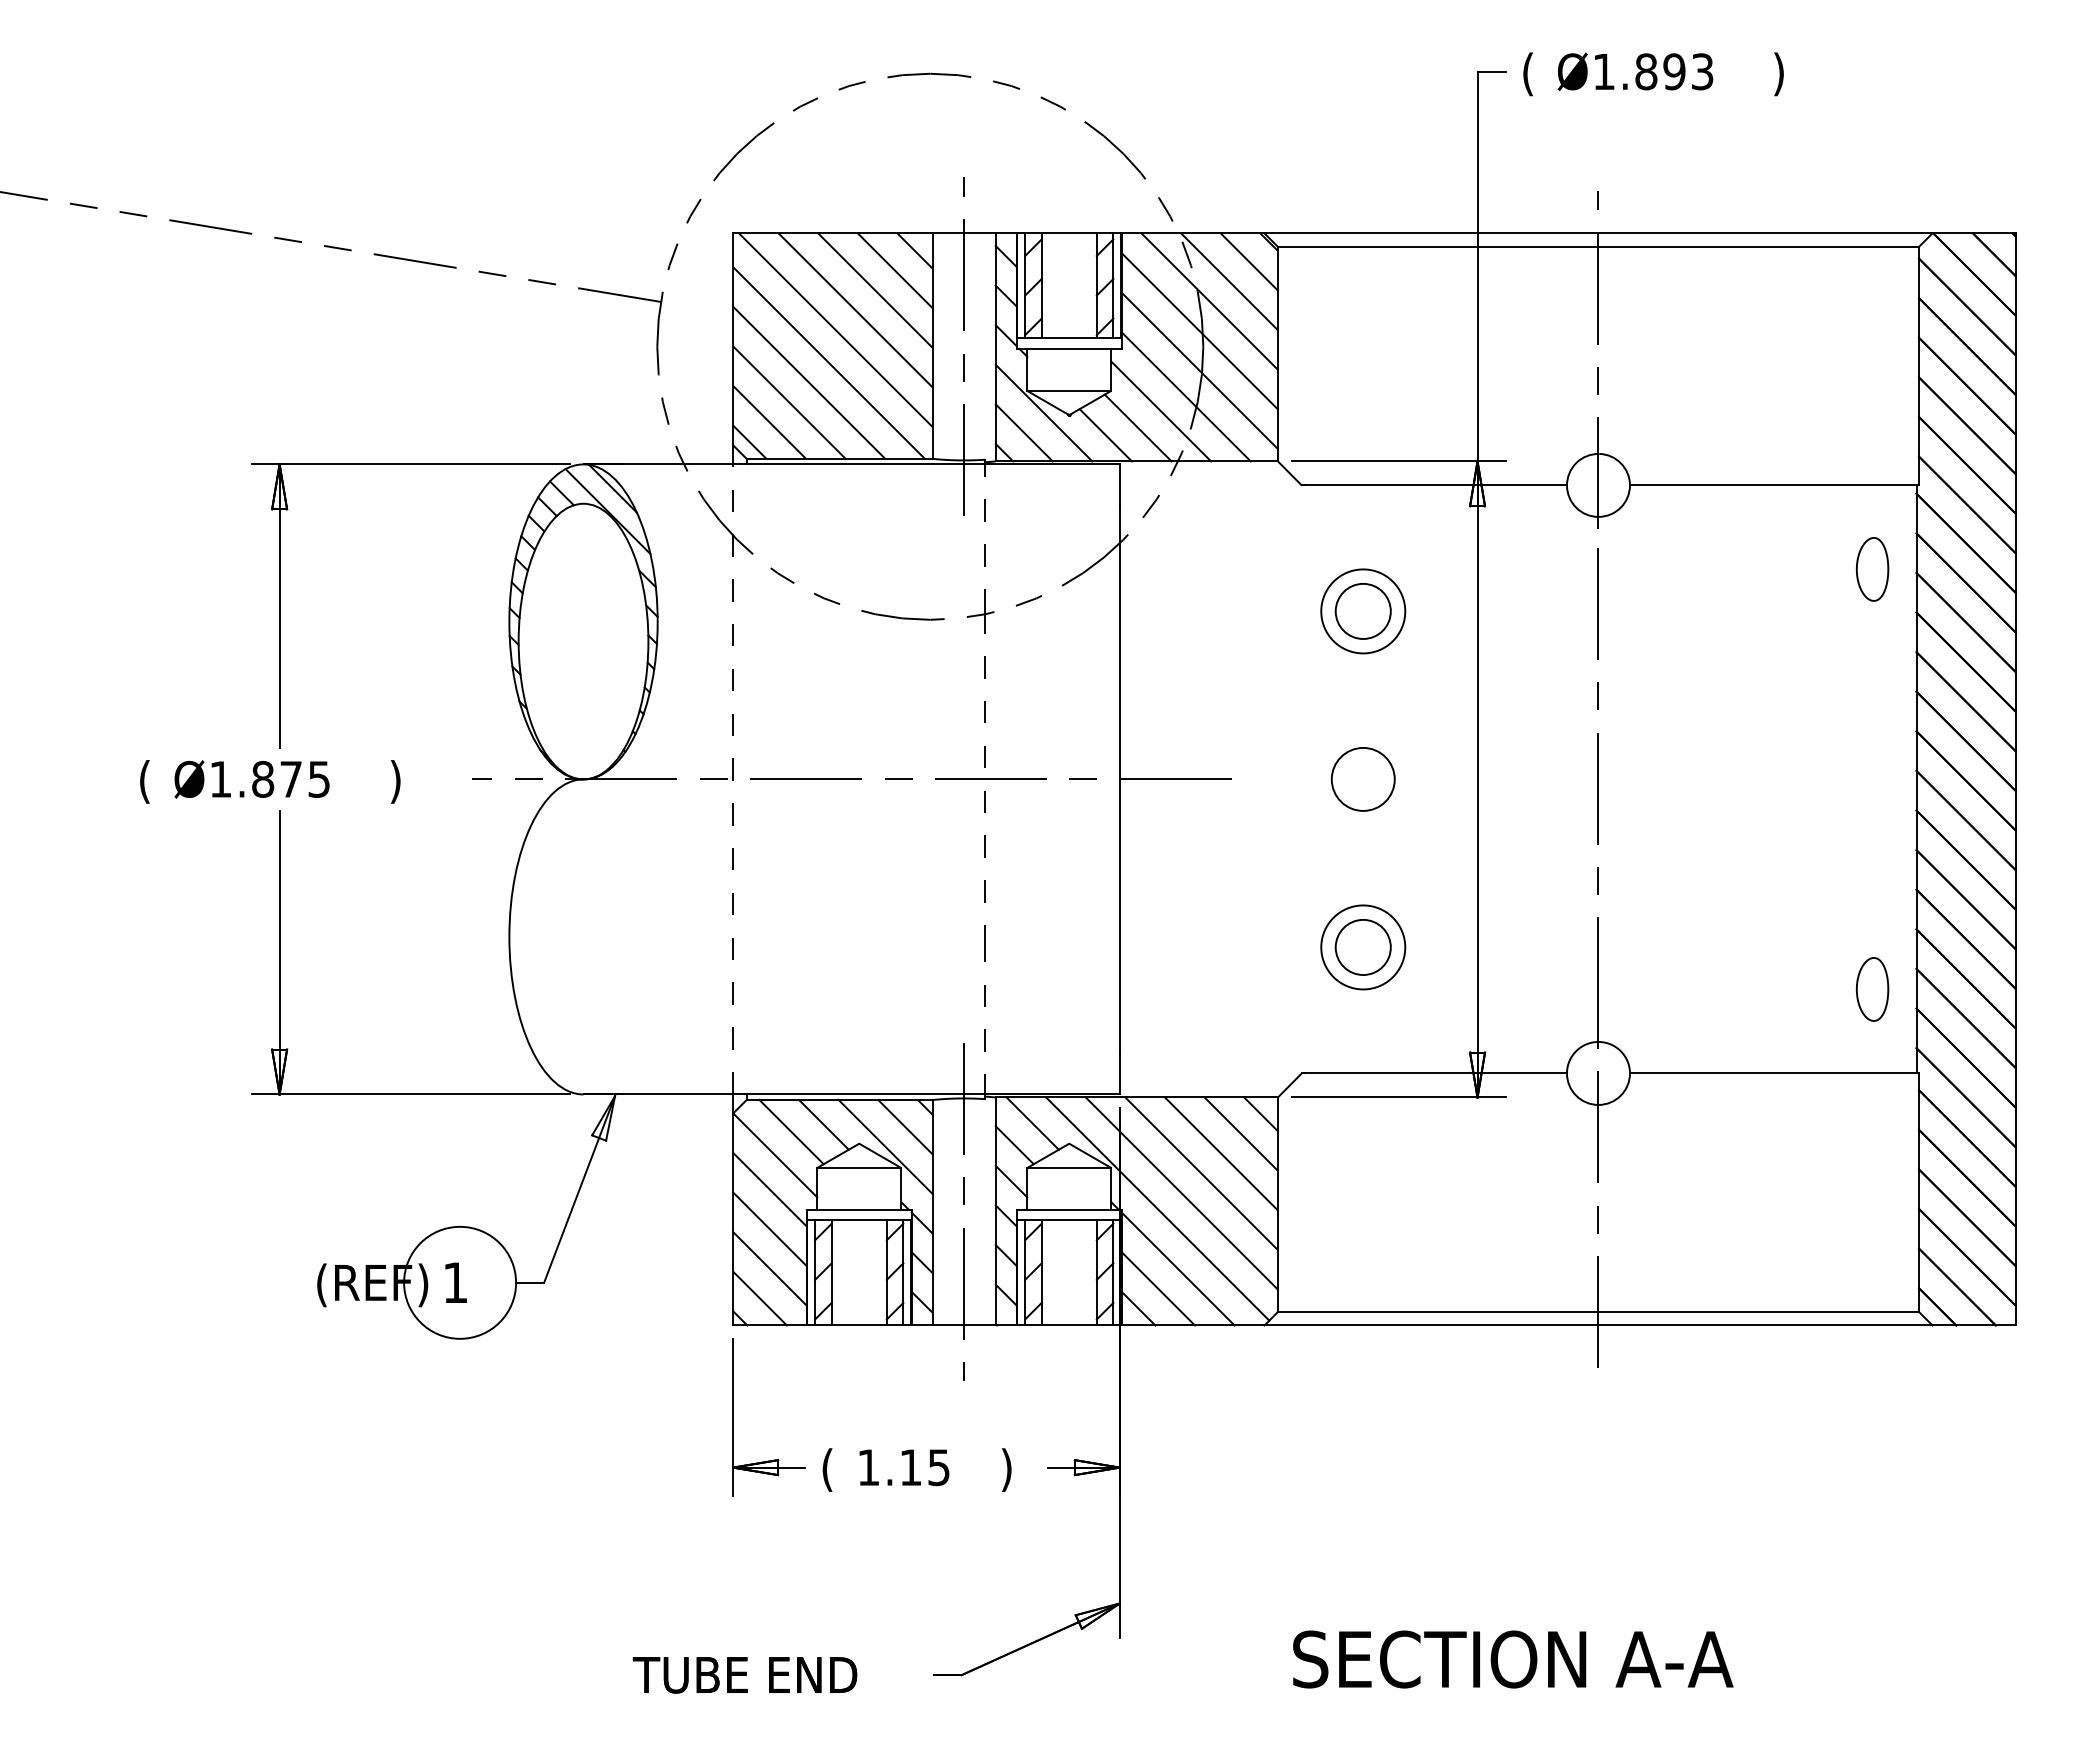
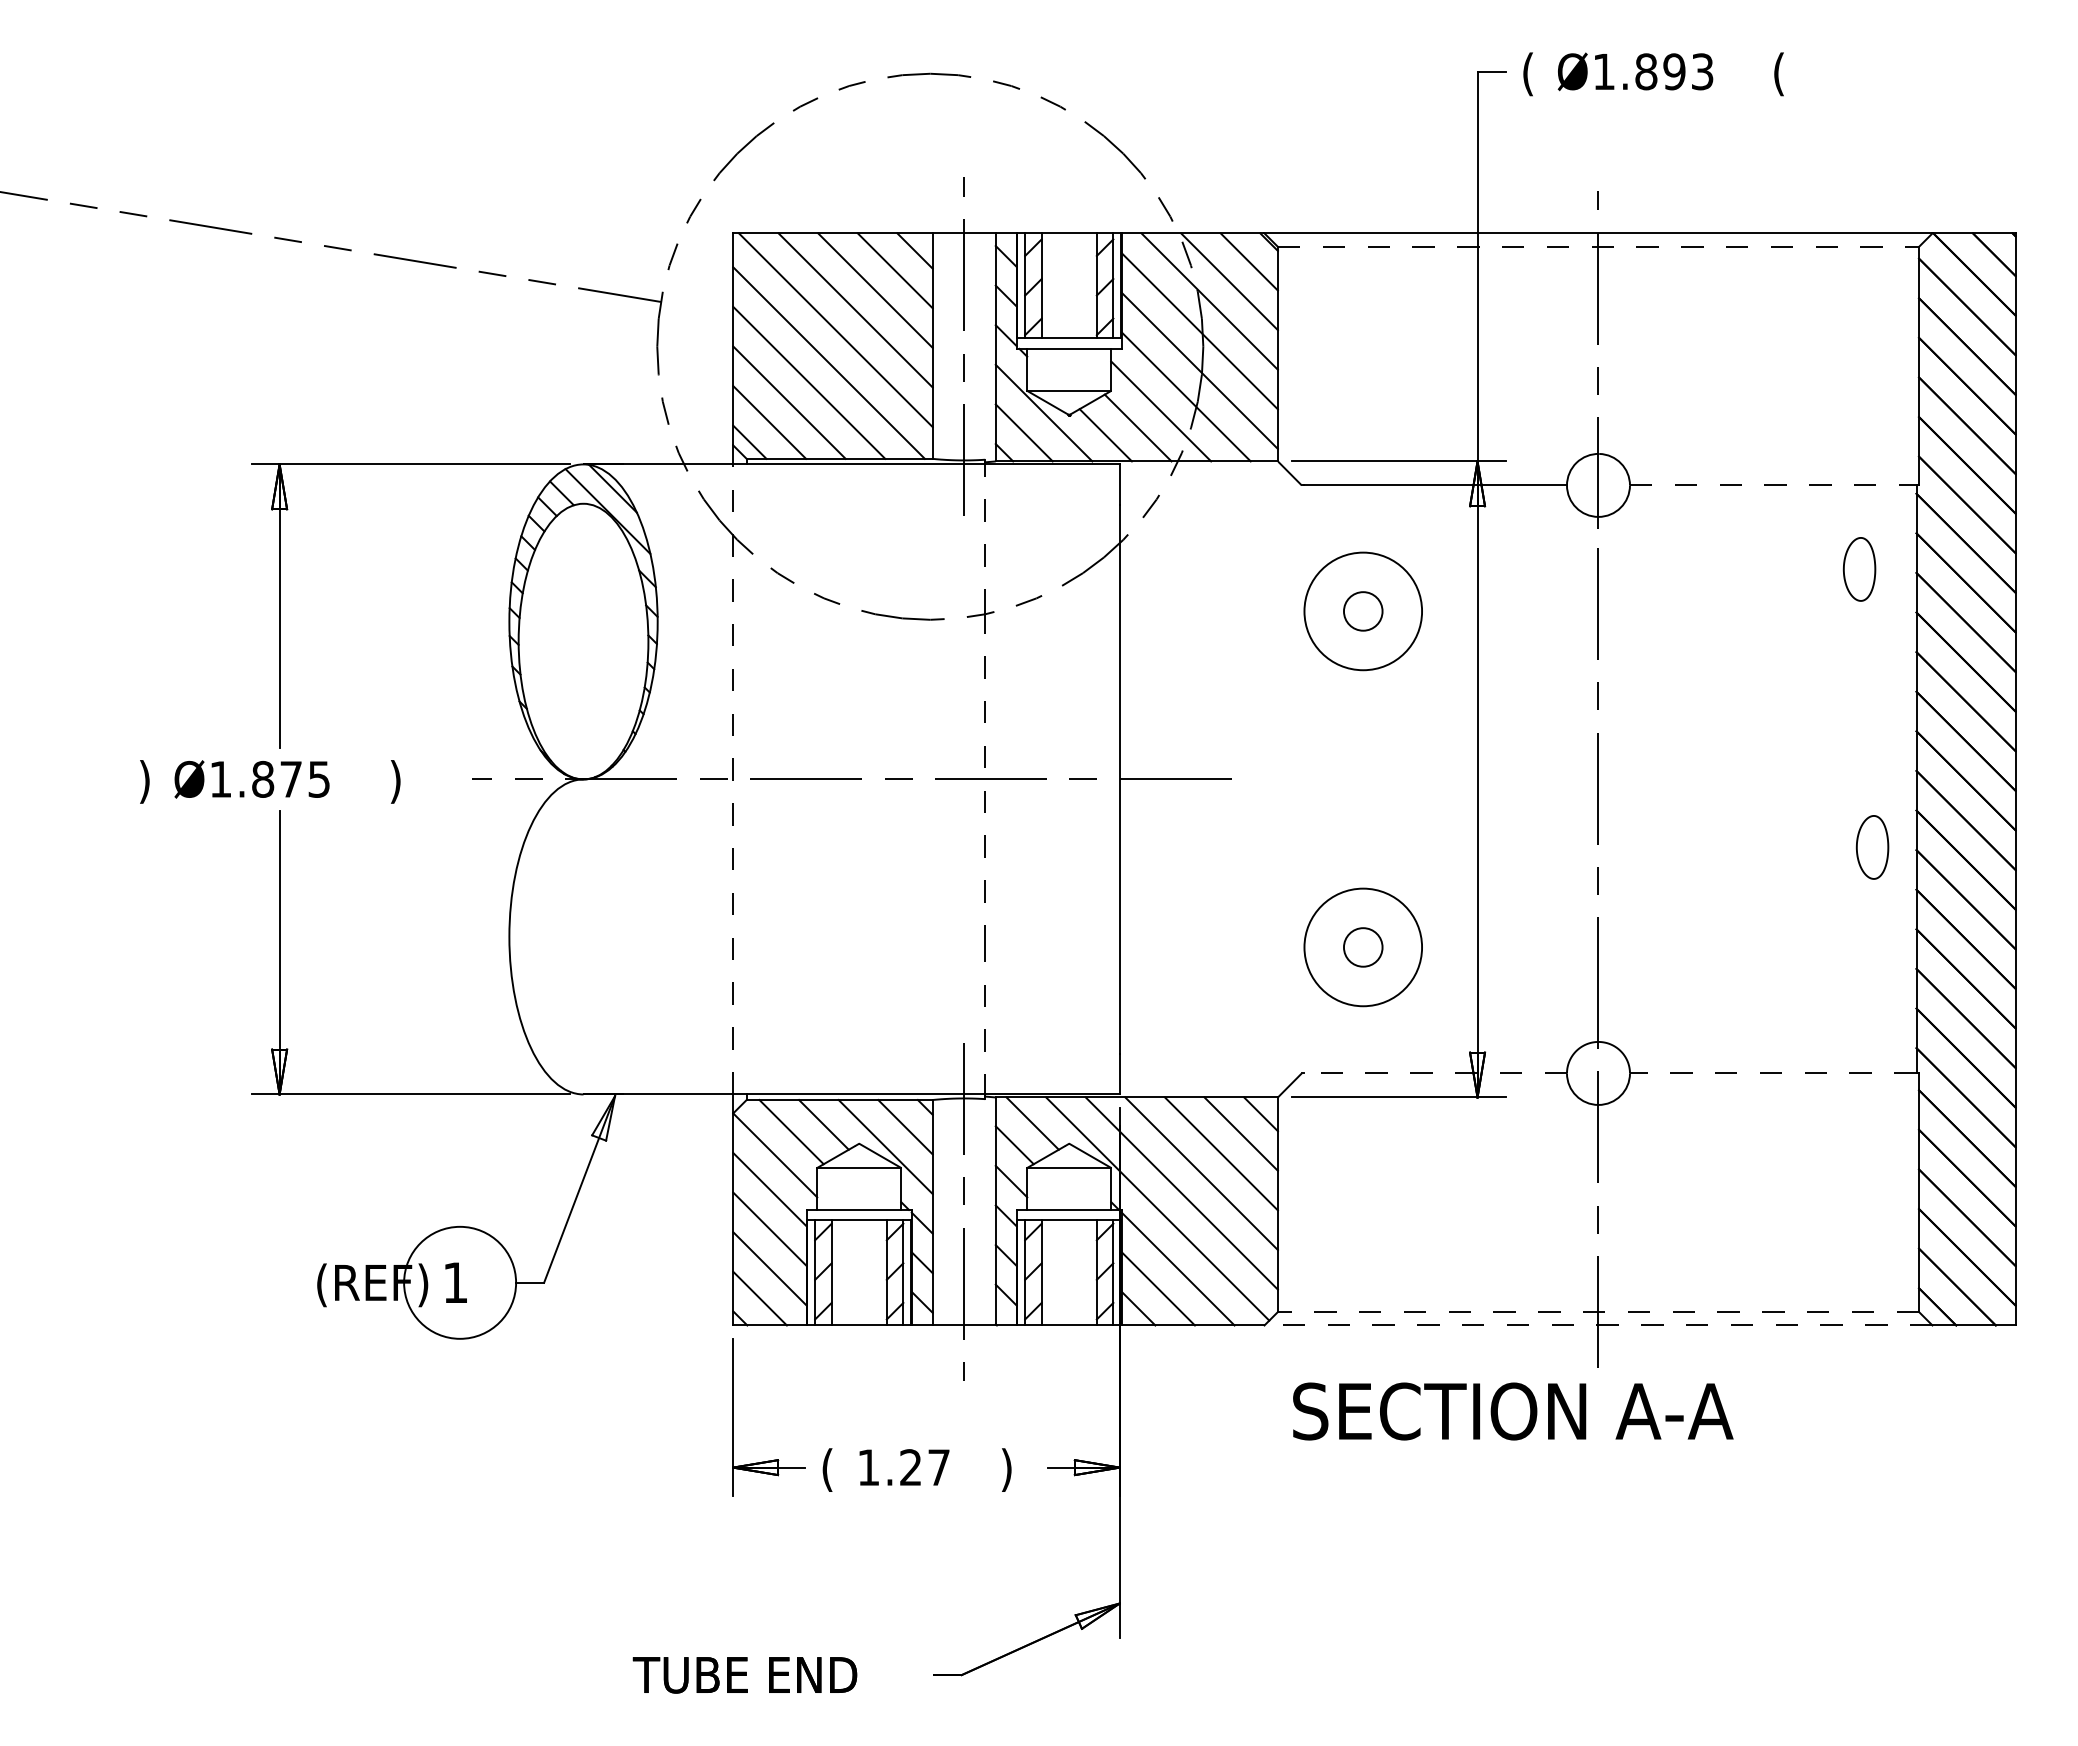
text: ) -> ( (1778, 74)
line: solid -> dashed (1598, 246)
line: solid -> dashed (1773, 485)
part position: (1872, 569) -> (1859, 569) (1859, 569)
circle diameter: 55 px -> 39 px (1362, 611)
circle diameter: 84 px -> 118 px (1363, 611)
circle: present -> none (1362, 779)
text: ( -> ) (144, 781)
circle diameter: 55 px -> 39 px (1362, 947)
circle diameter: 84 px -> 118 px (1363, 947)
part position: (1872, 989) -> (1872, 847) (1872, 847)
line: solid -> dashed (1435, 1073)
line: solid -> dashed (1772, 1073)
line: solid -> dashed (1598, 1312)
line: solid -> dashed (1598, 1325)
text: 1.15 -> 1.27 (924, 1467)
text position: (1513, 1659) -> (1513, 1411) (1513, 1411)
